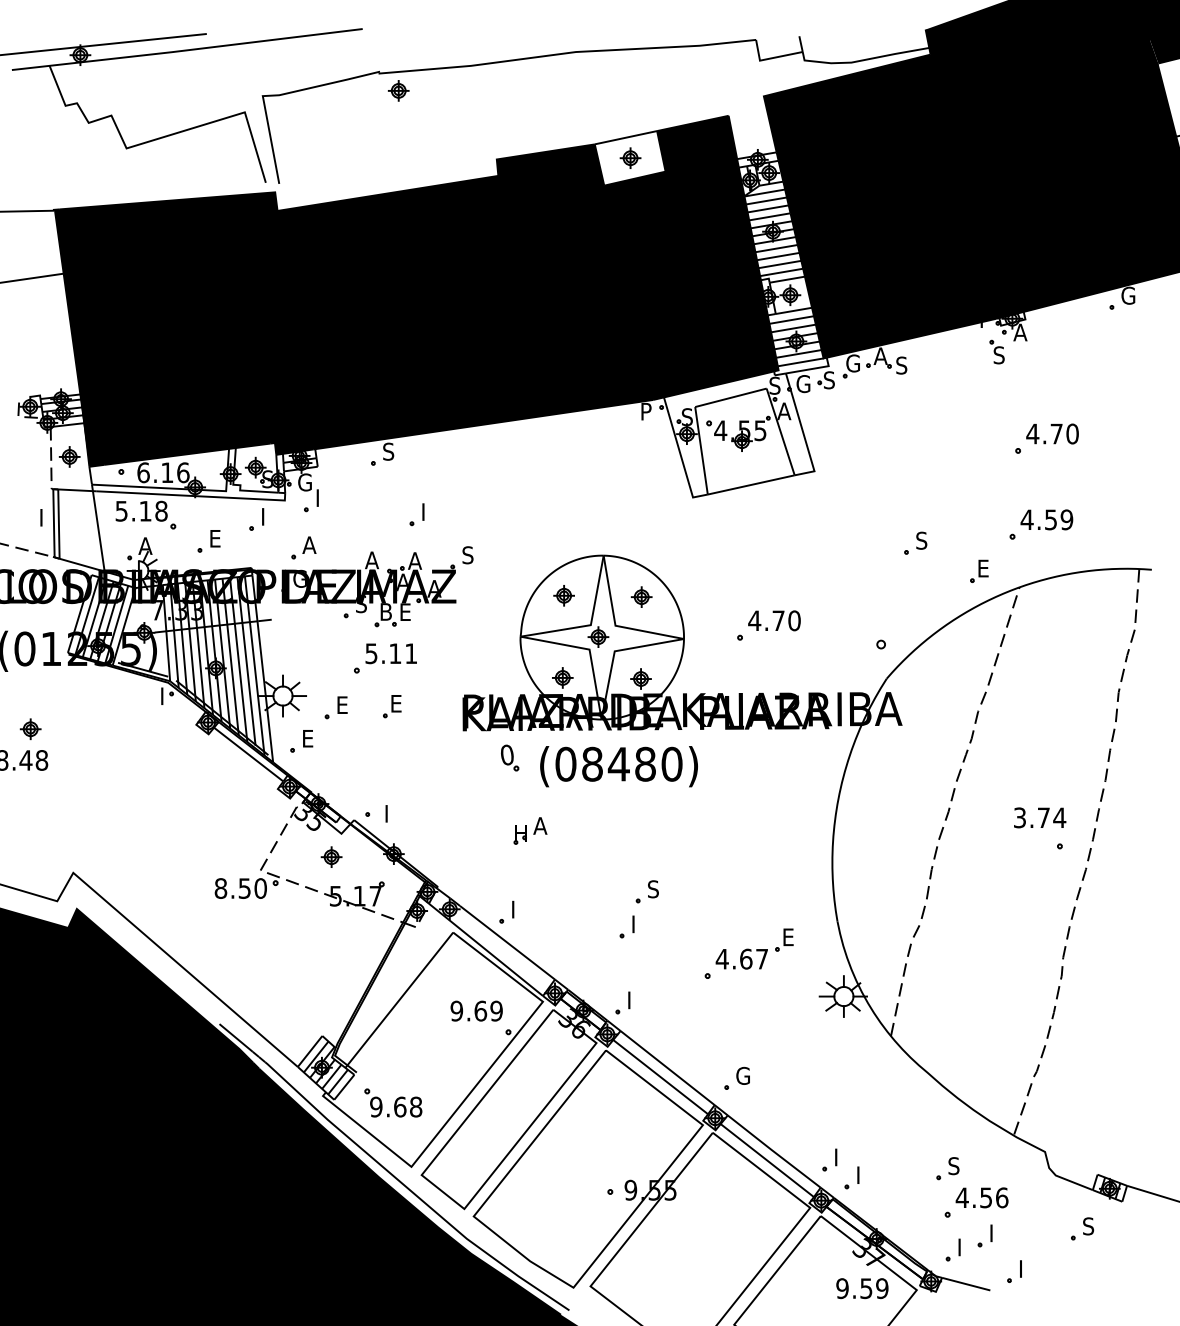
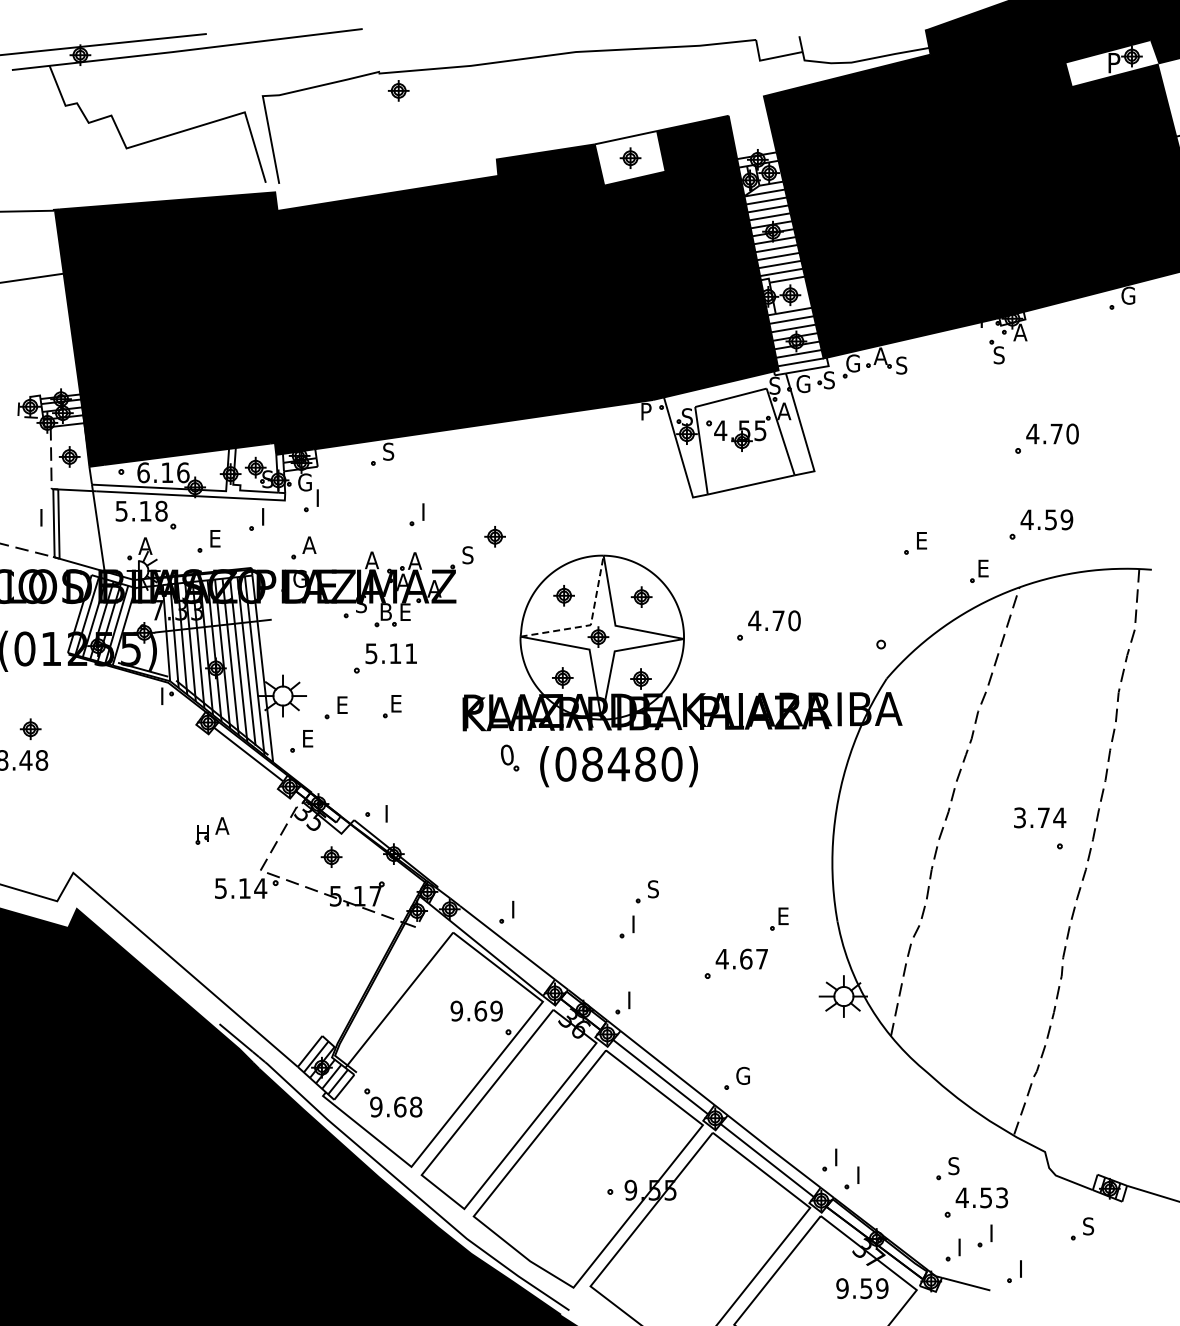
fill: present -> none (1111, 63)
part: none -> present (494, 536)
text: S -> E (921, 540)
line: solid -> dashed (590, 625)
part position: (530, 830) -> (212, 830) (212, 830)
text: 8.50 -> 5.14 (240, 888)
part position: (784, 939) -> (779, 918) (779, 918)
text: 4.56 -> 4.53 (1002, 1197)
